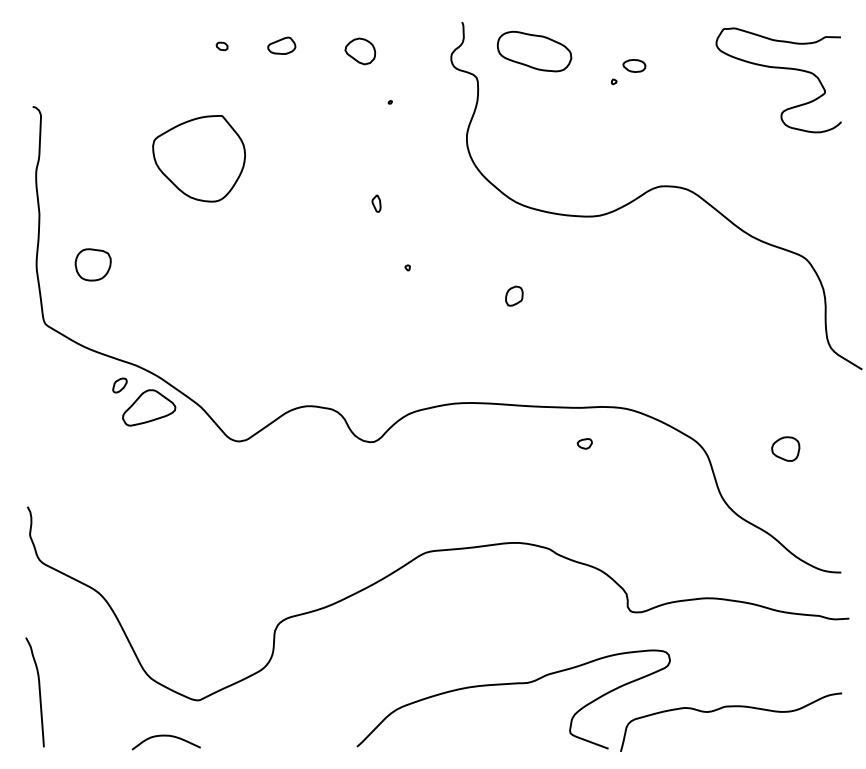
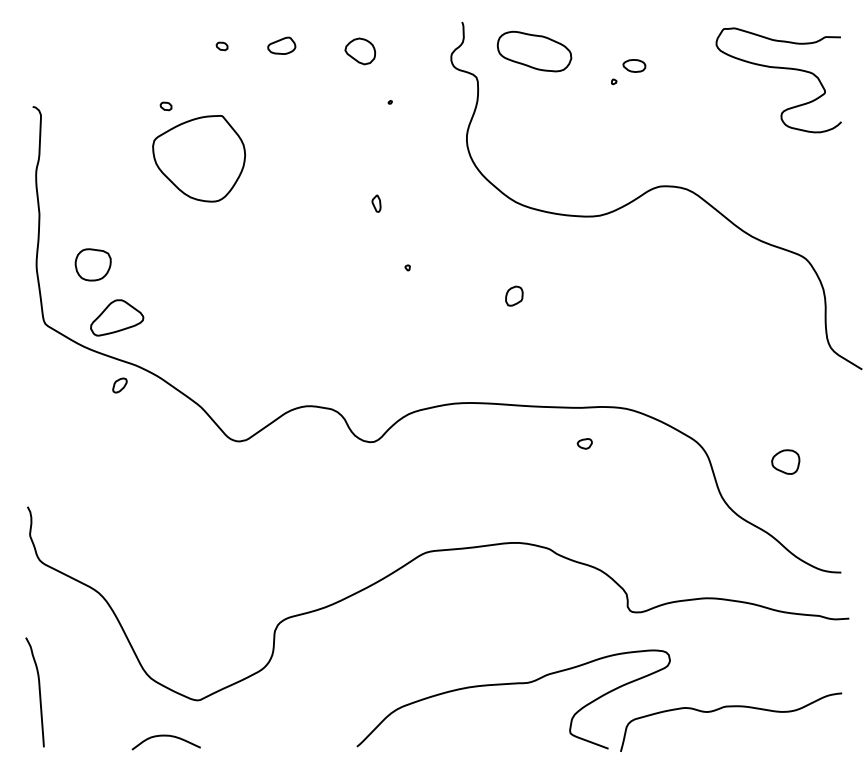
part: none -> present (165, 106)
part position: (149, 407) -> (117, 317) (117, 317)
part position: (785, 448) -> (785, 461) (785, 461)
